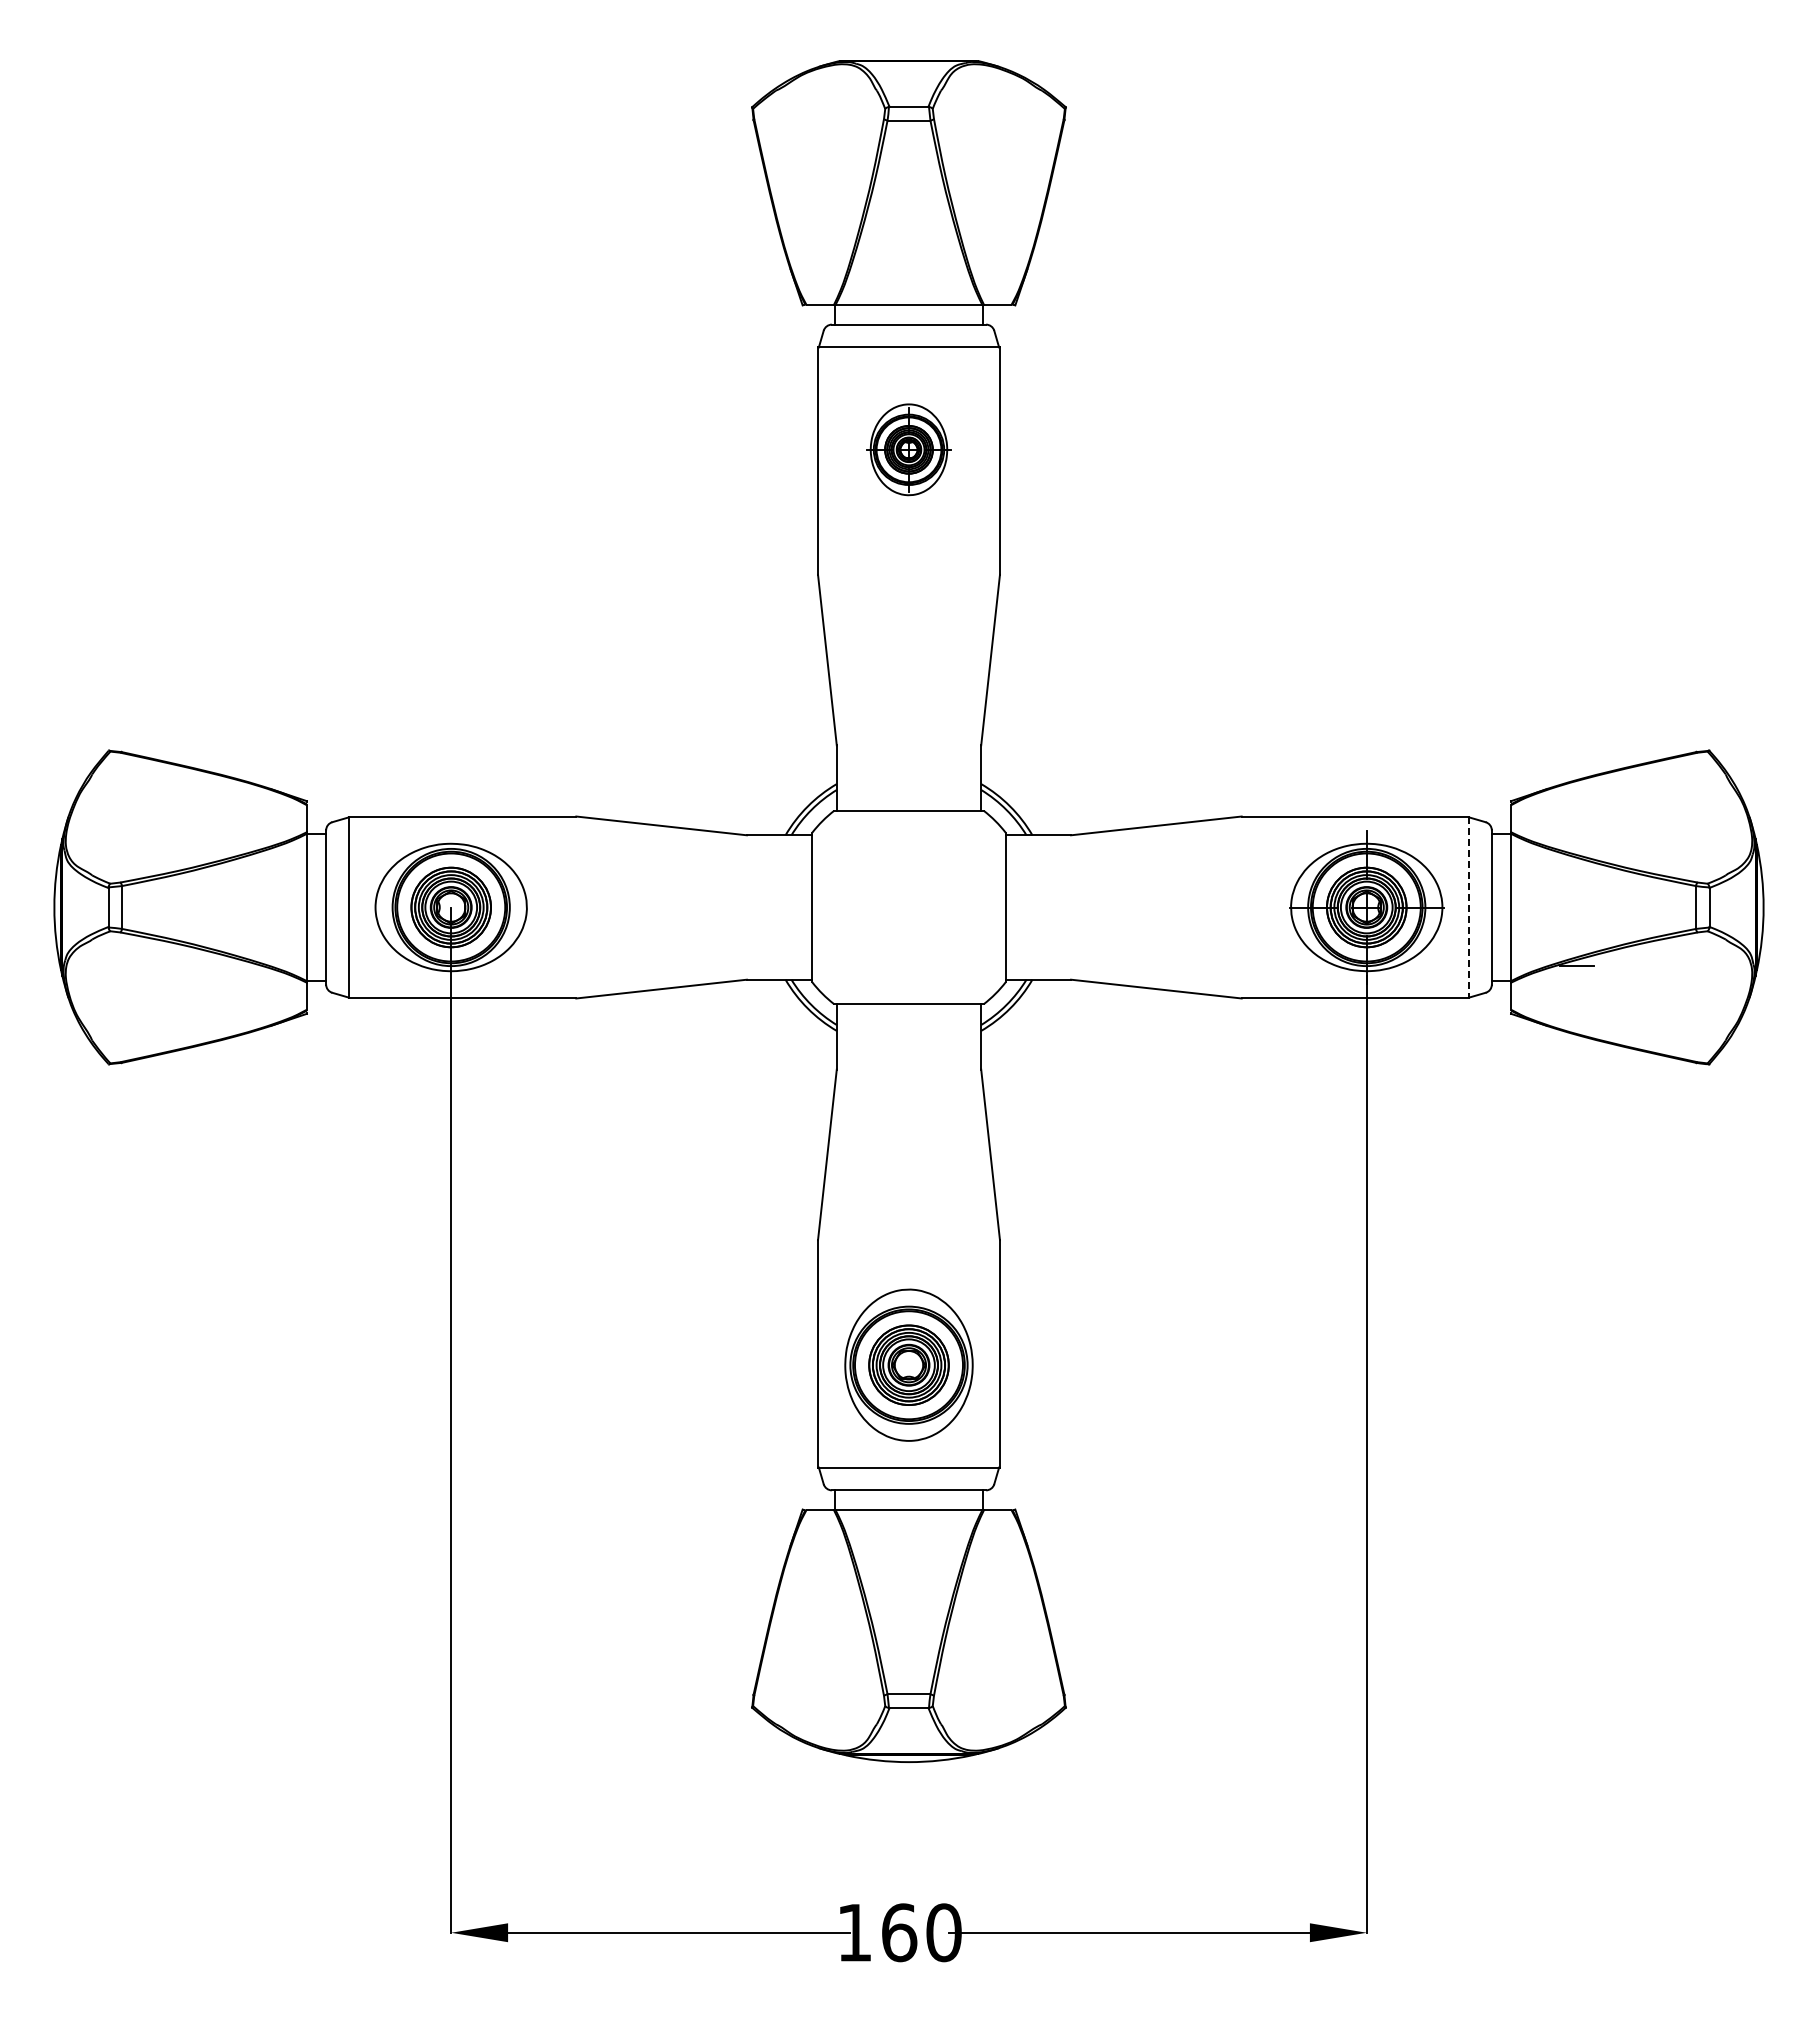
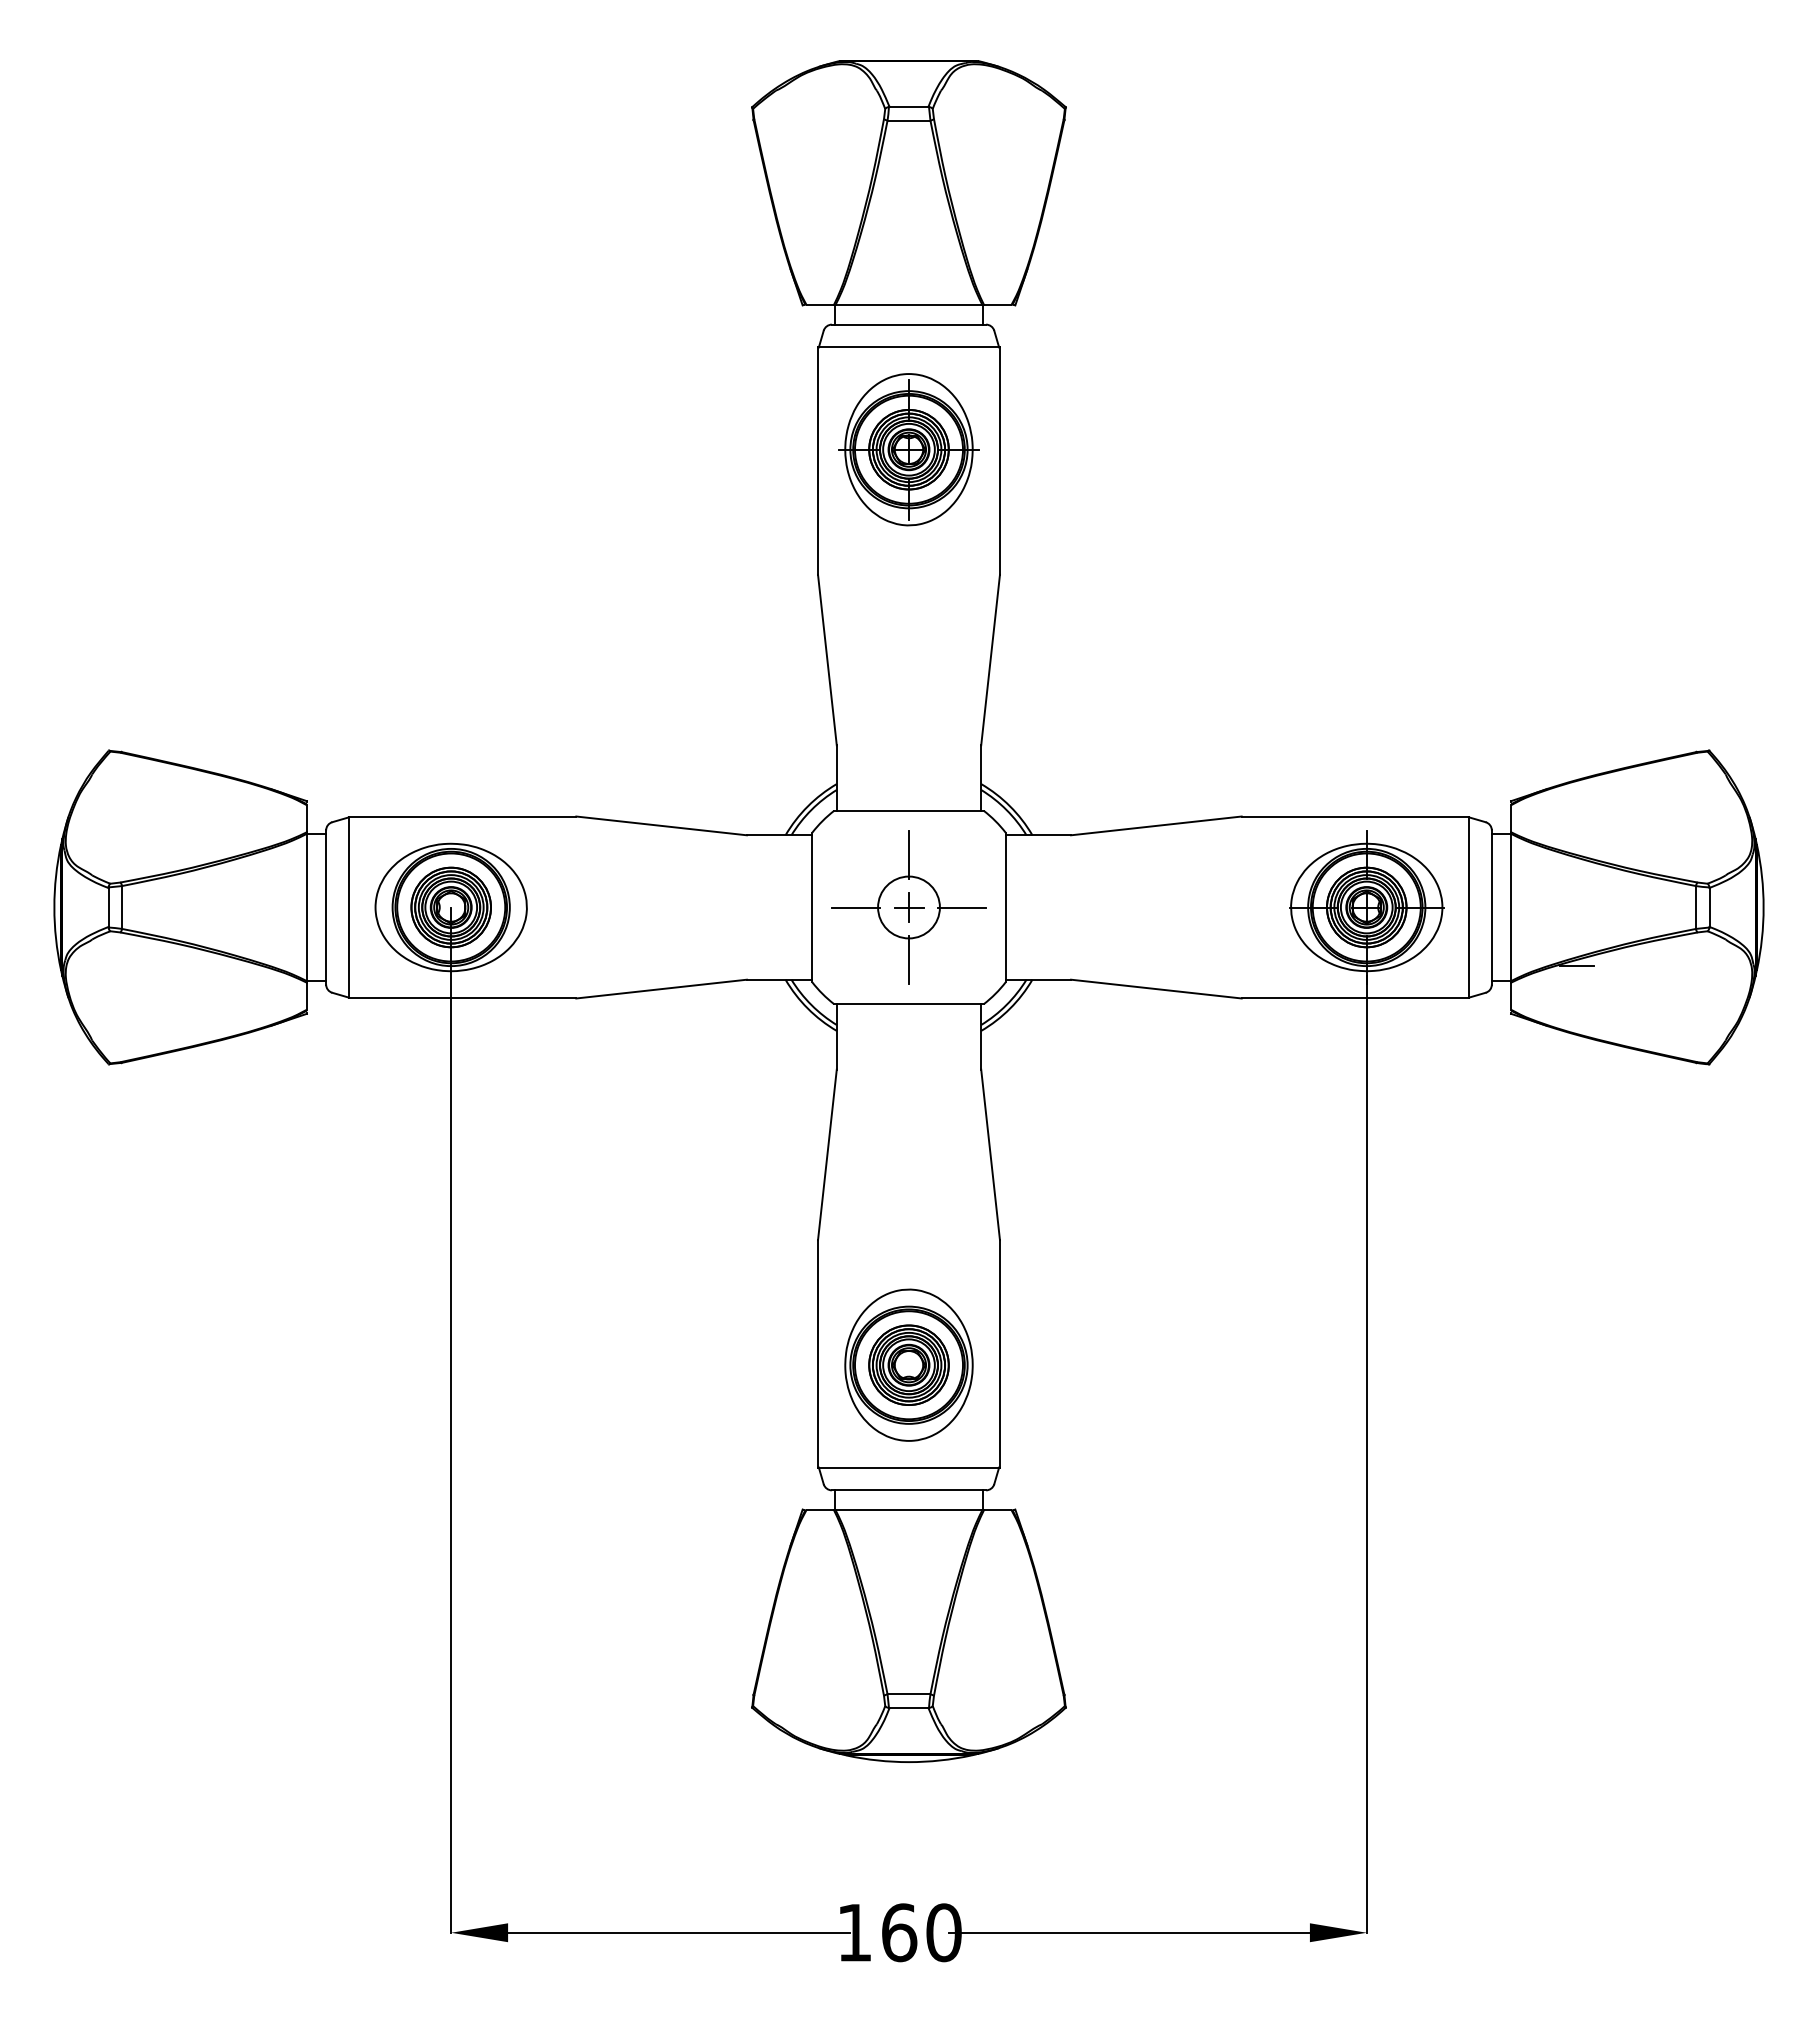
part size: 86x94 px -> 142x154 px (908, 449)
part: none -> present (908, 907)
line: dashed -> solid (1469, 907)
